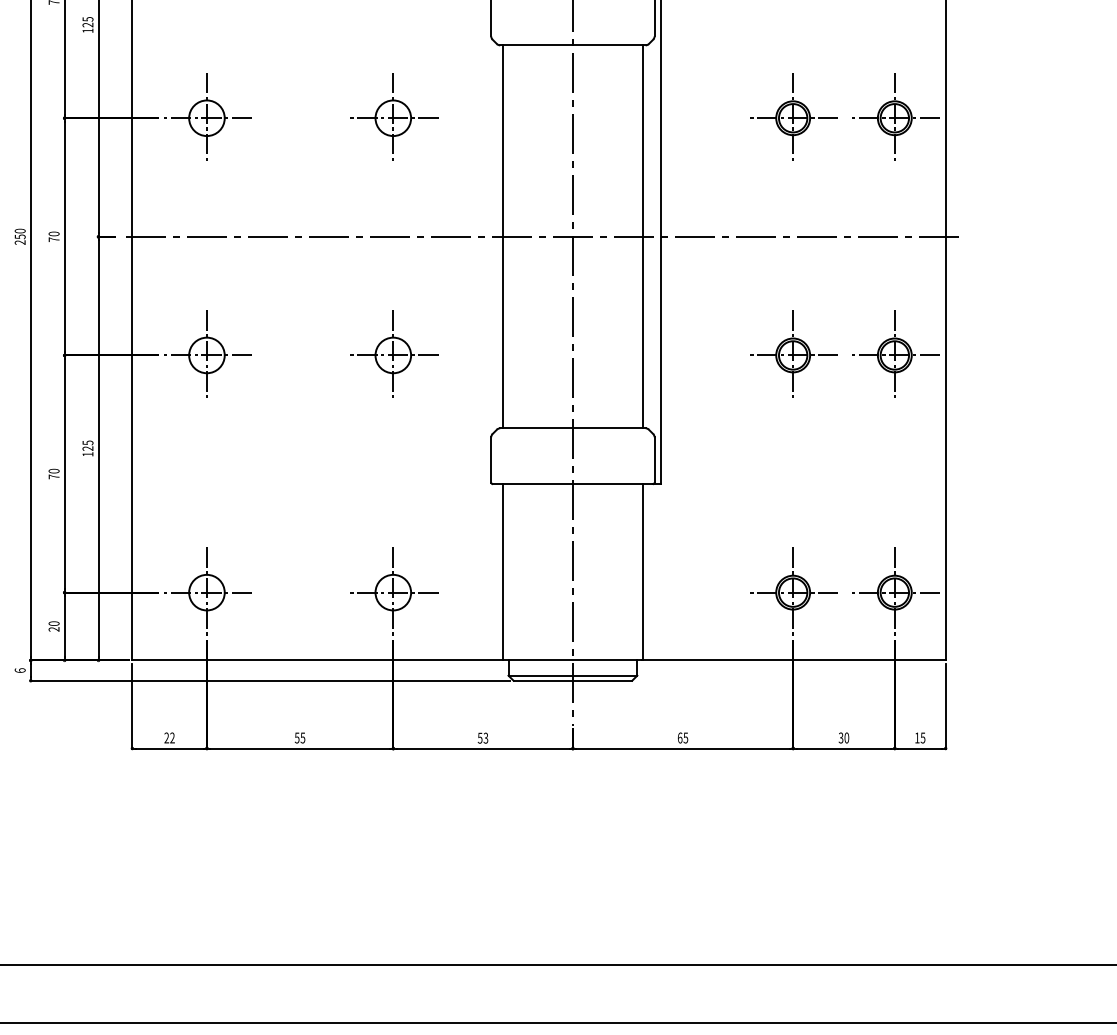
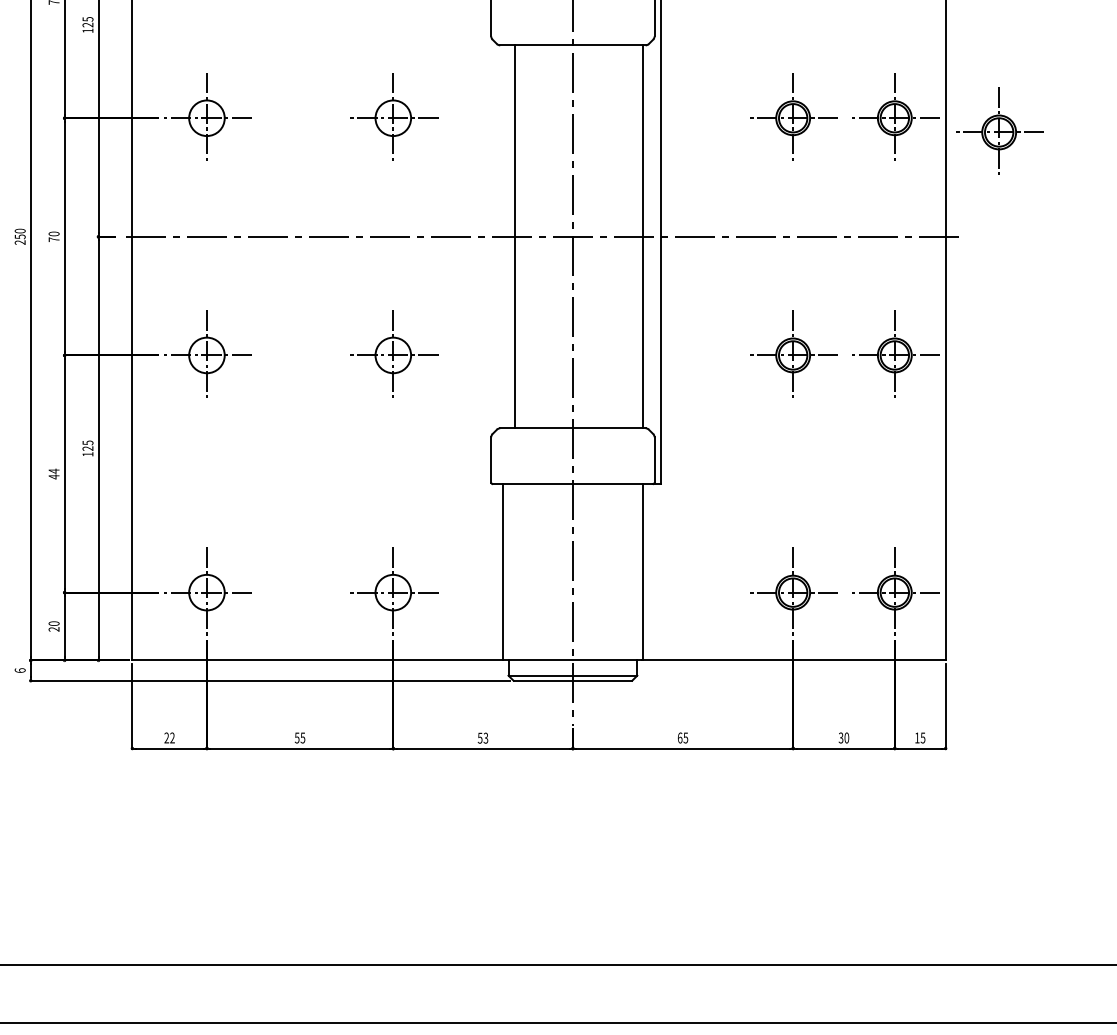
part: none -> present (999, 130)
line position: (503, 236) -> (515, 236) (515, 236)
text: 70 -> 44 (53, 473)
